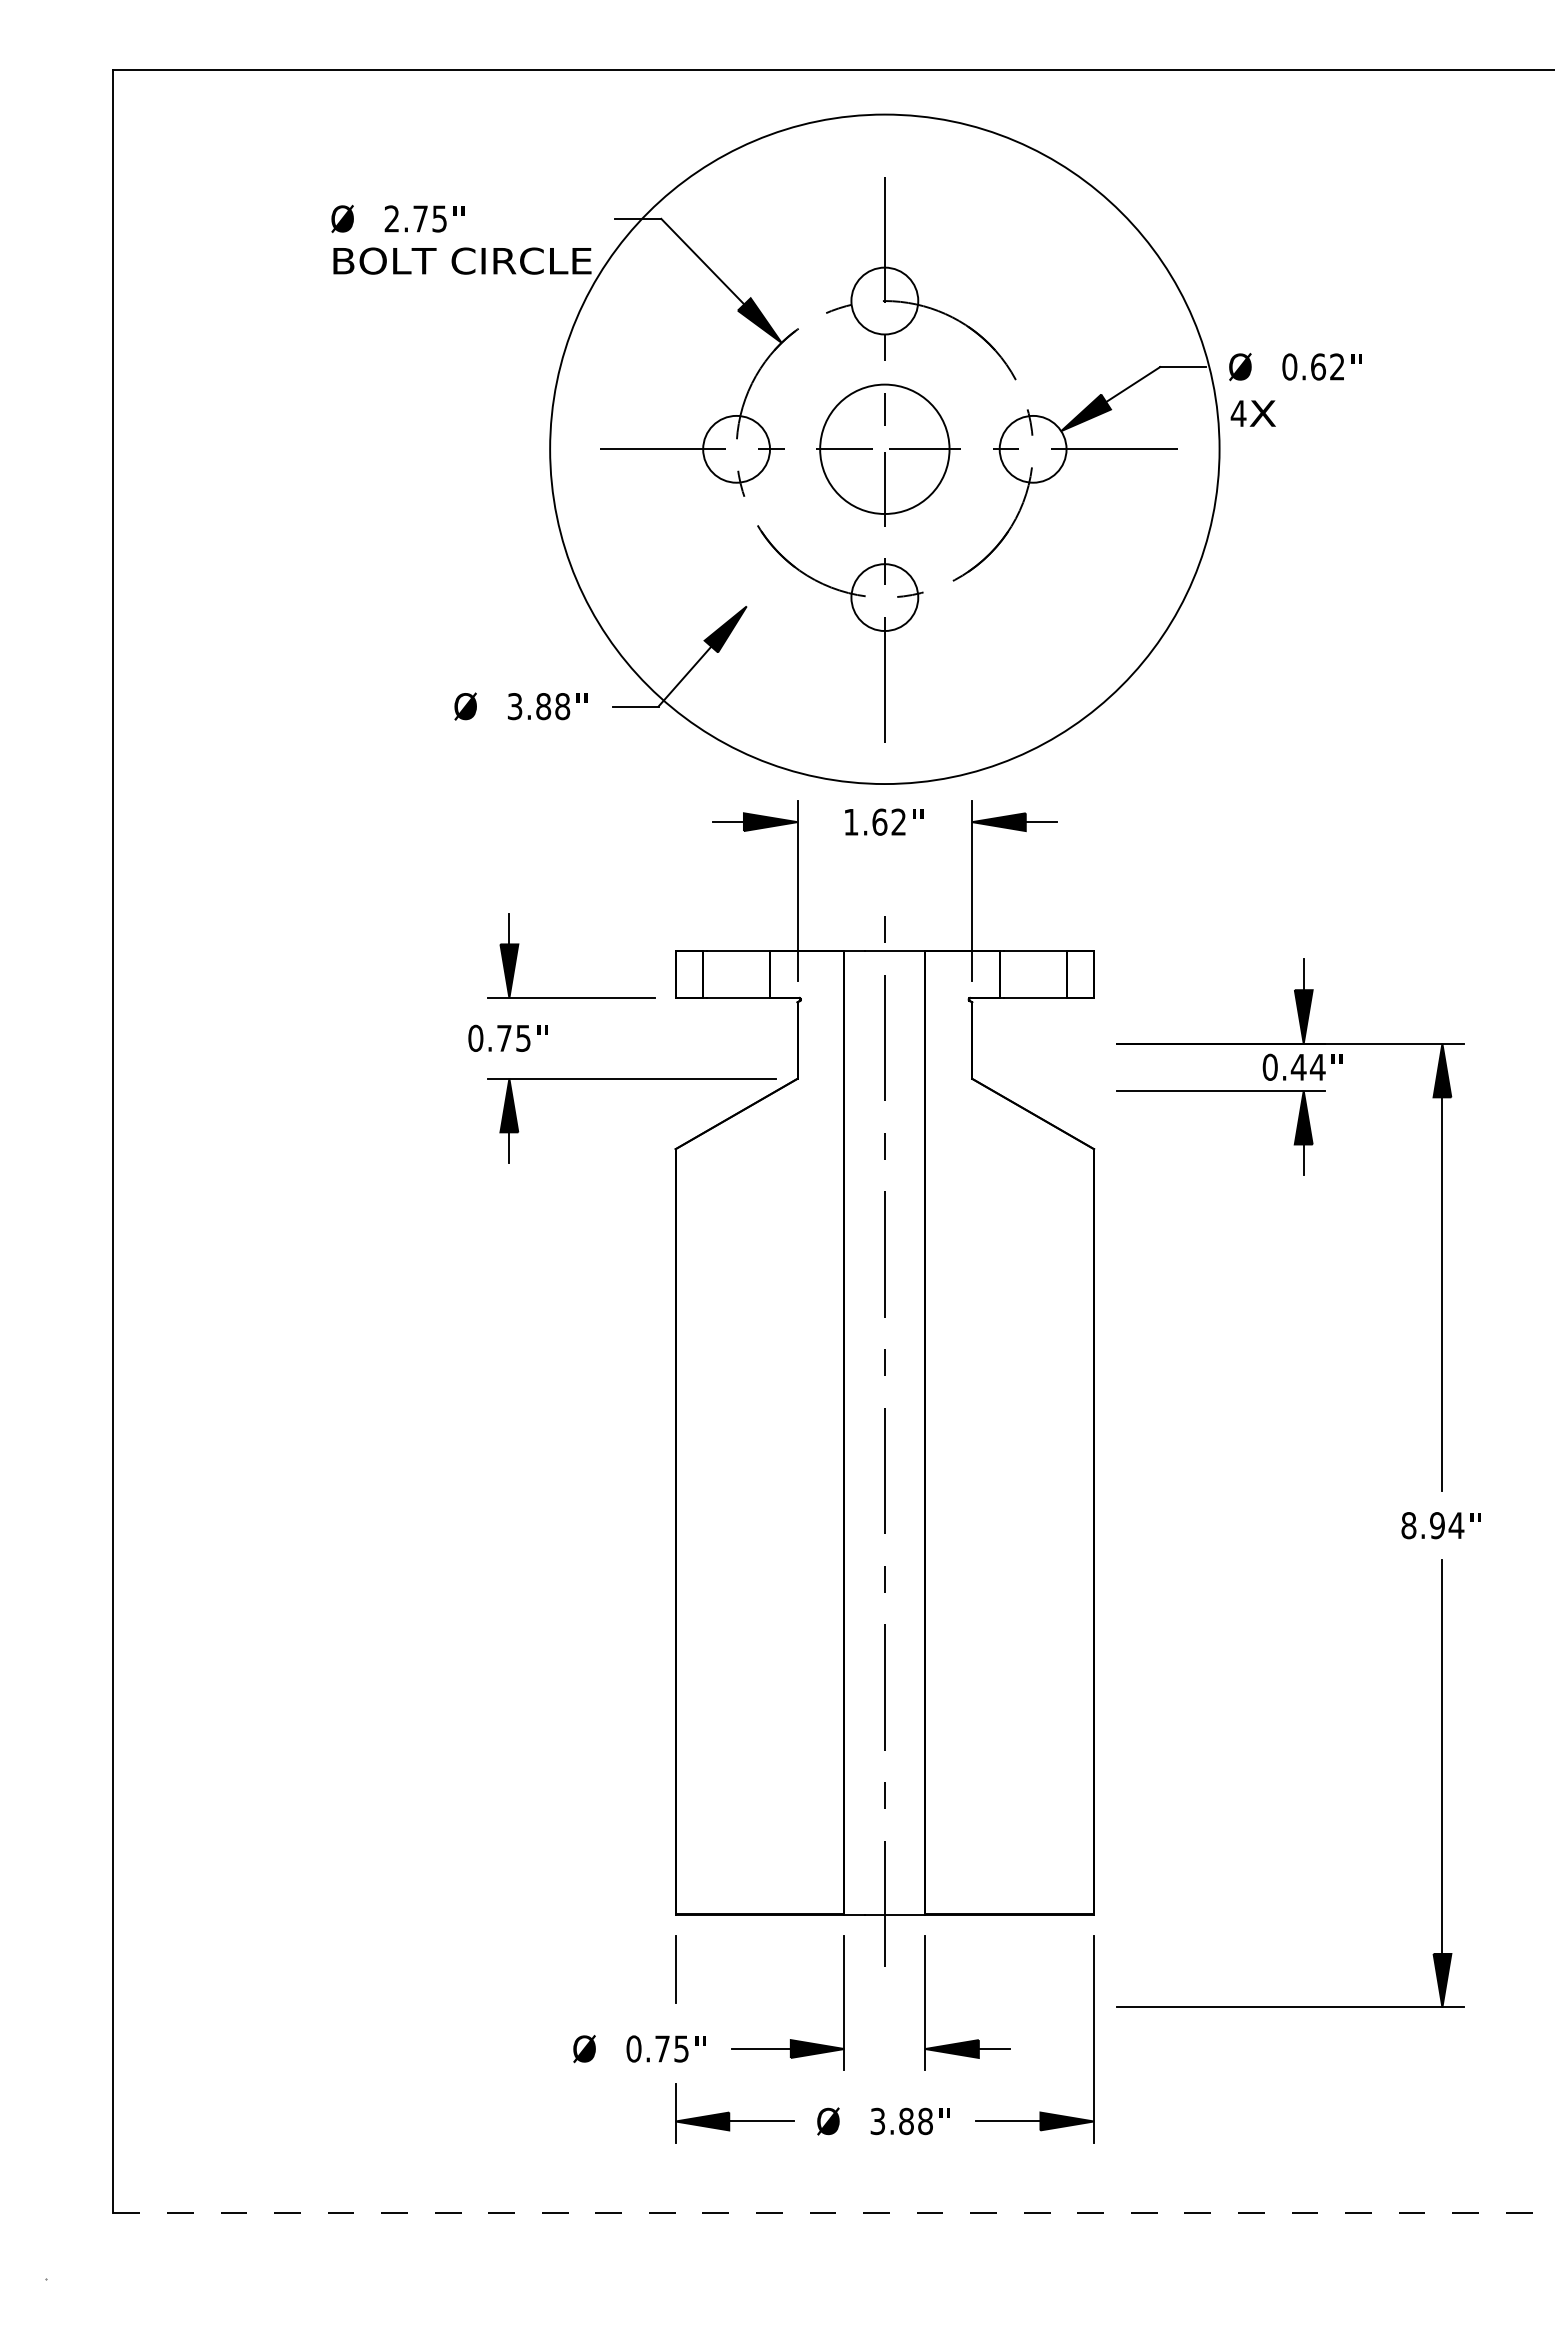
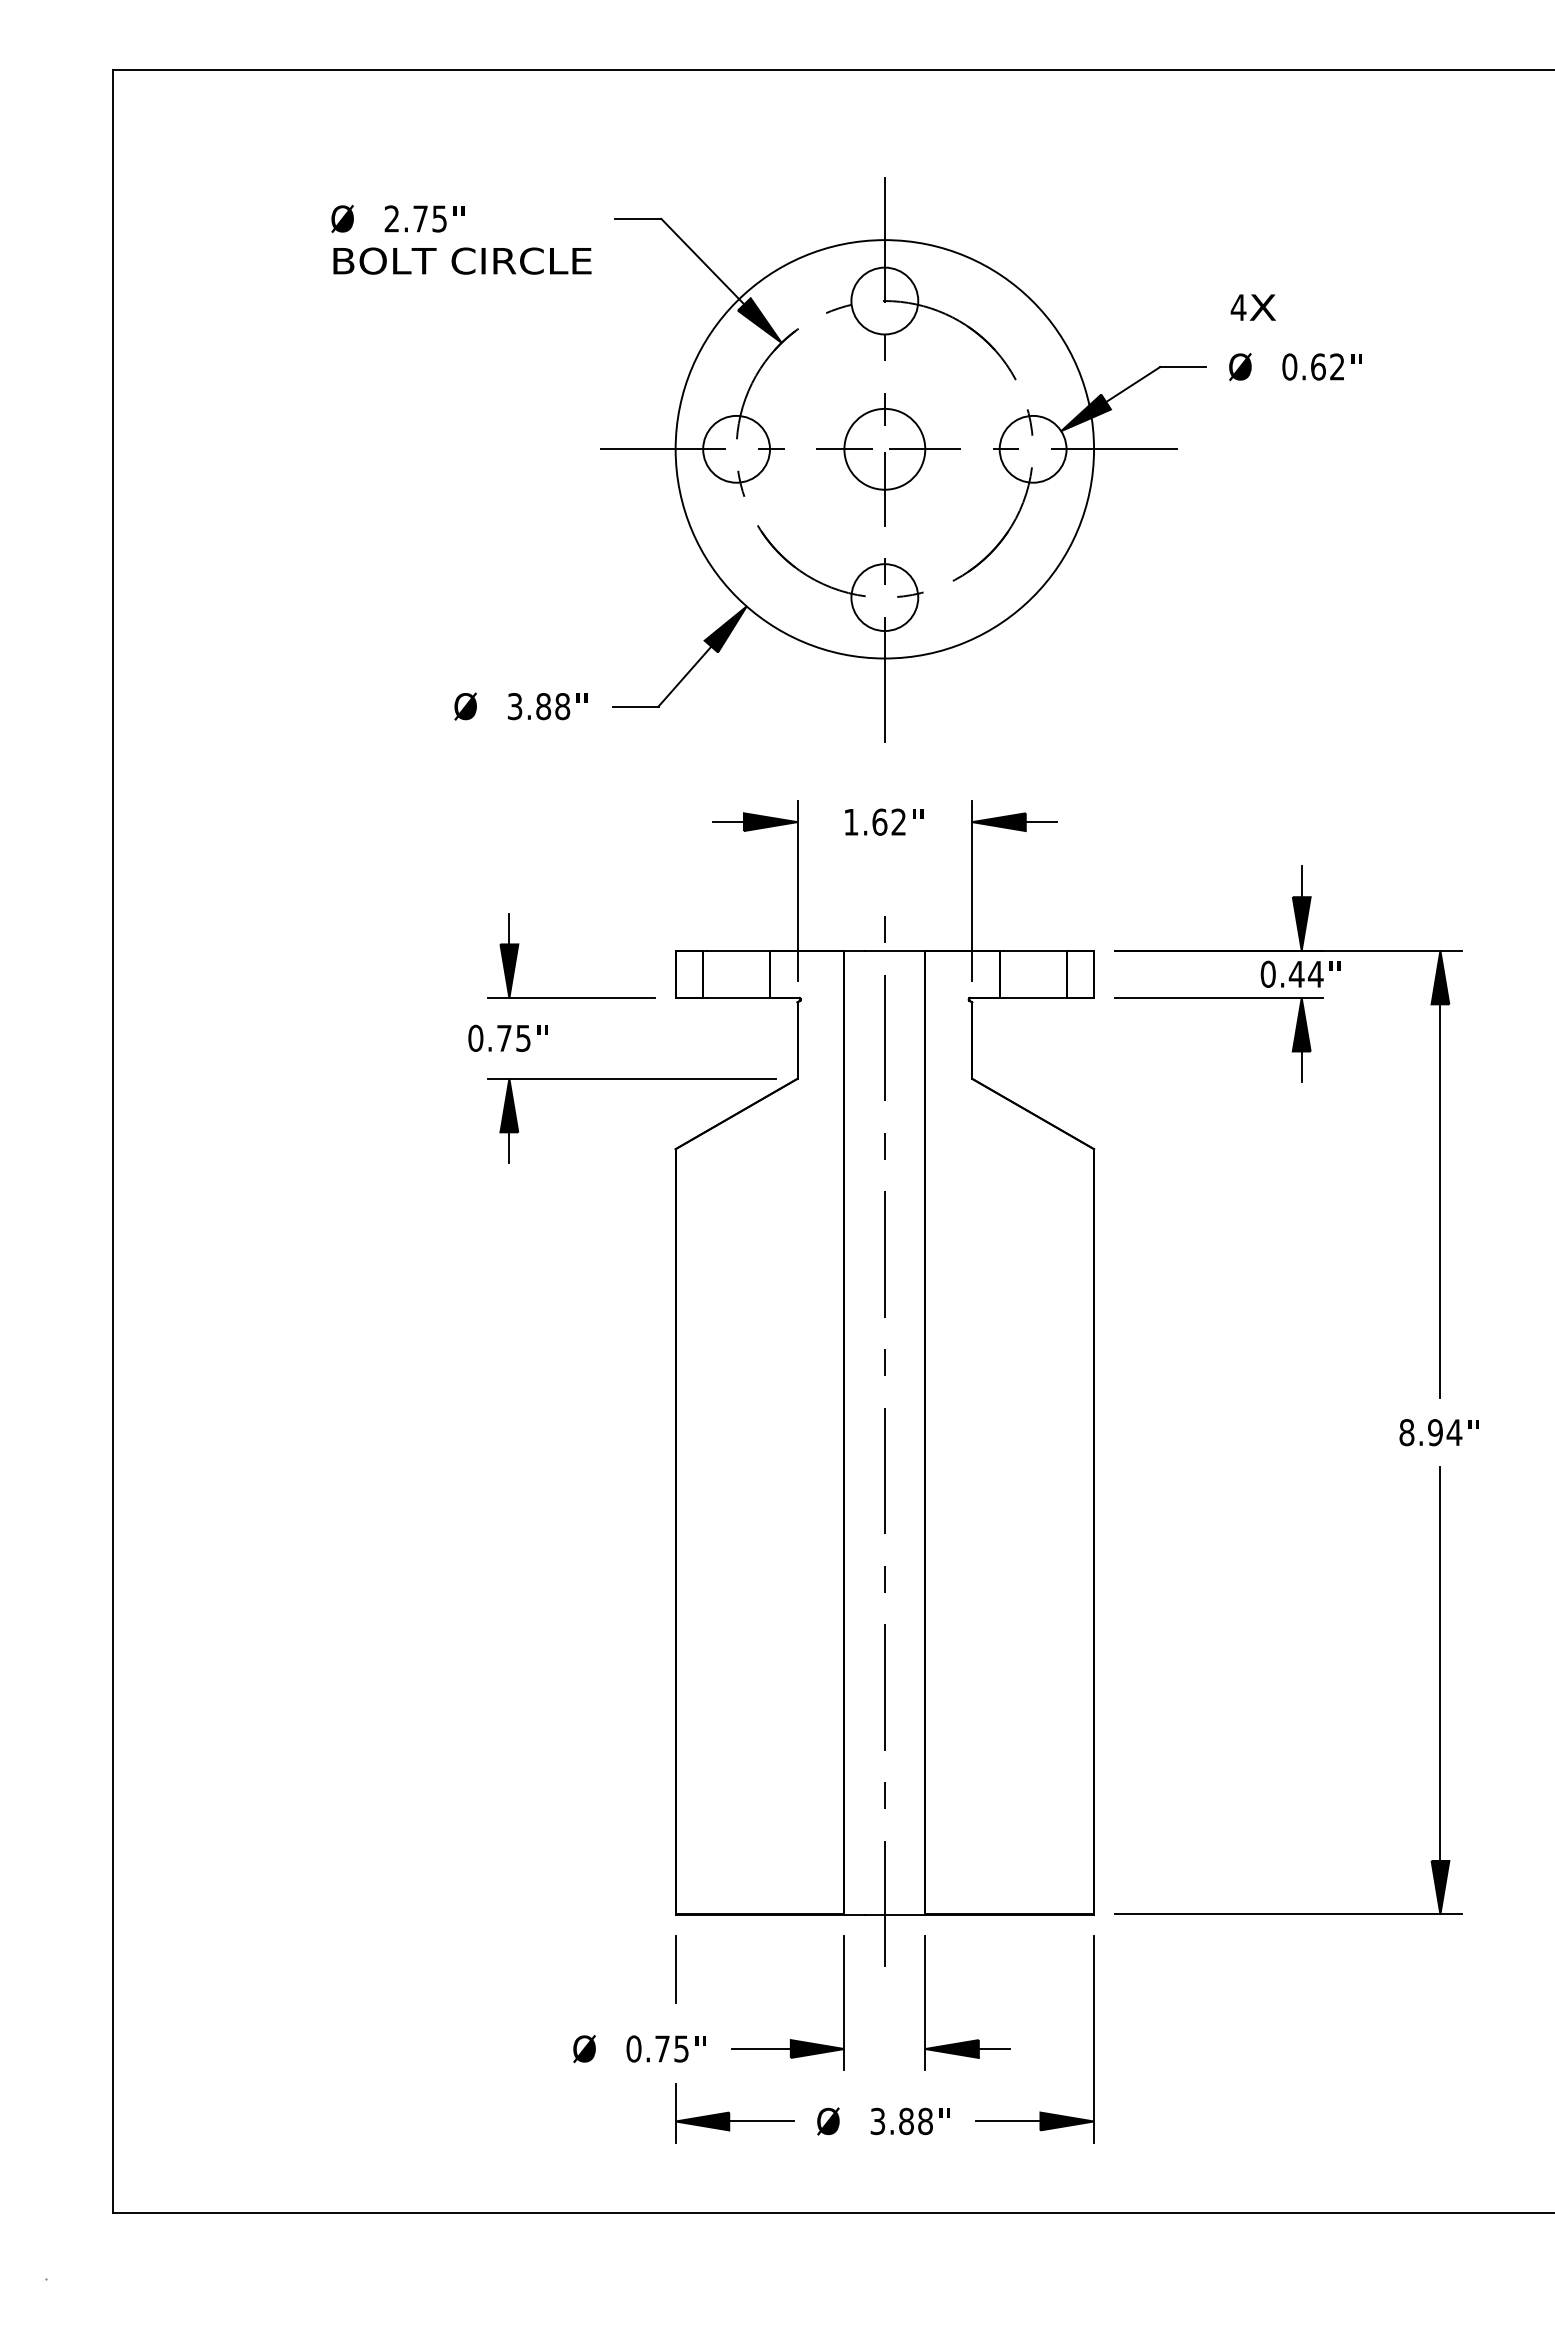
text position: (1252, 413) -> (1252, 307) (1252, 307)
circle diameter: 129 px -> 81 px (884, 448)
circle diameter: 669 px -> 418 px (884, 449)
part position: (1402, 1515) -> (1400, 1422) (1400, 1422)
line: dashed -> solid (834, 2212)
